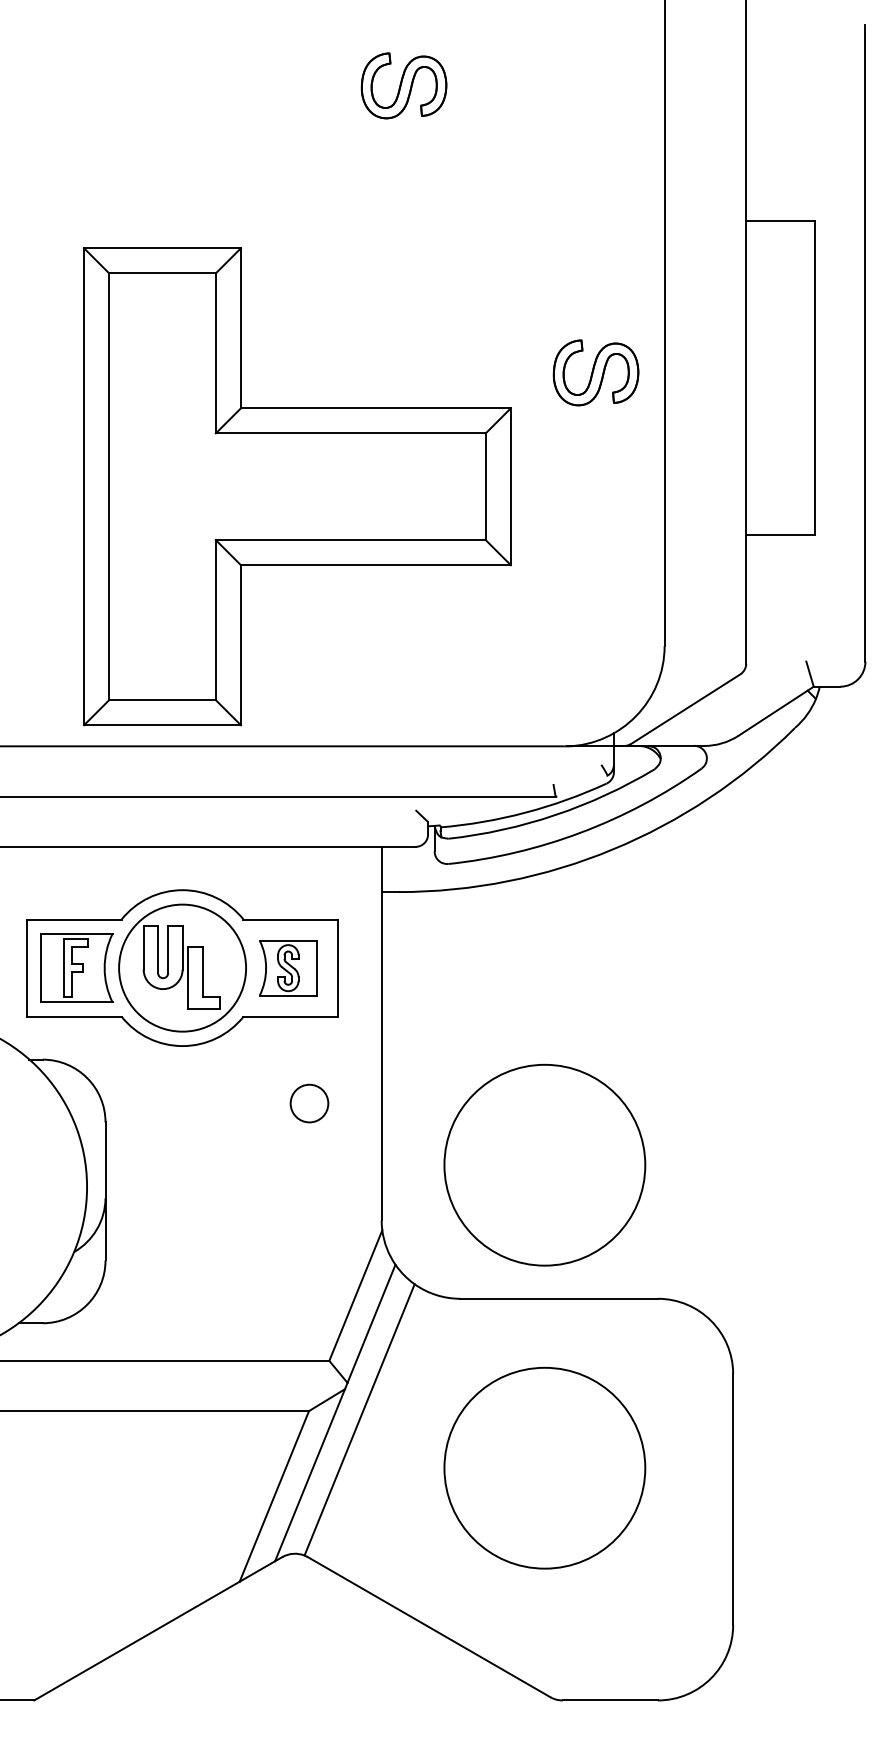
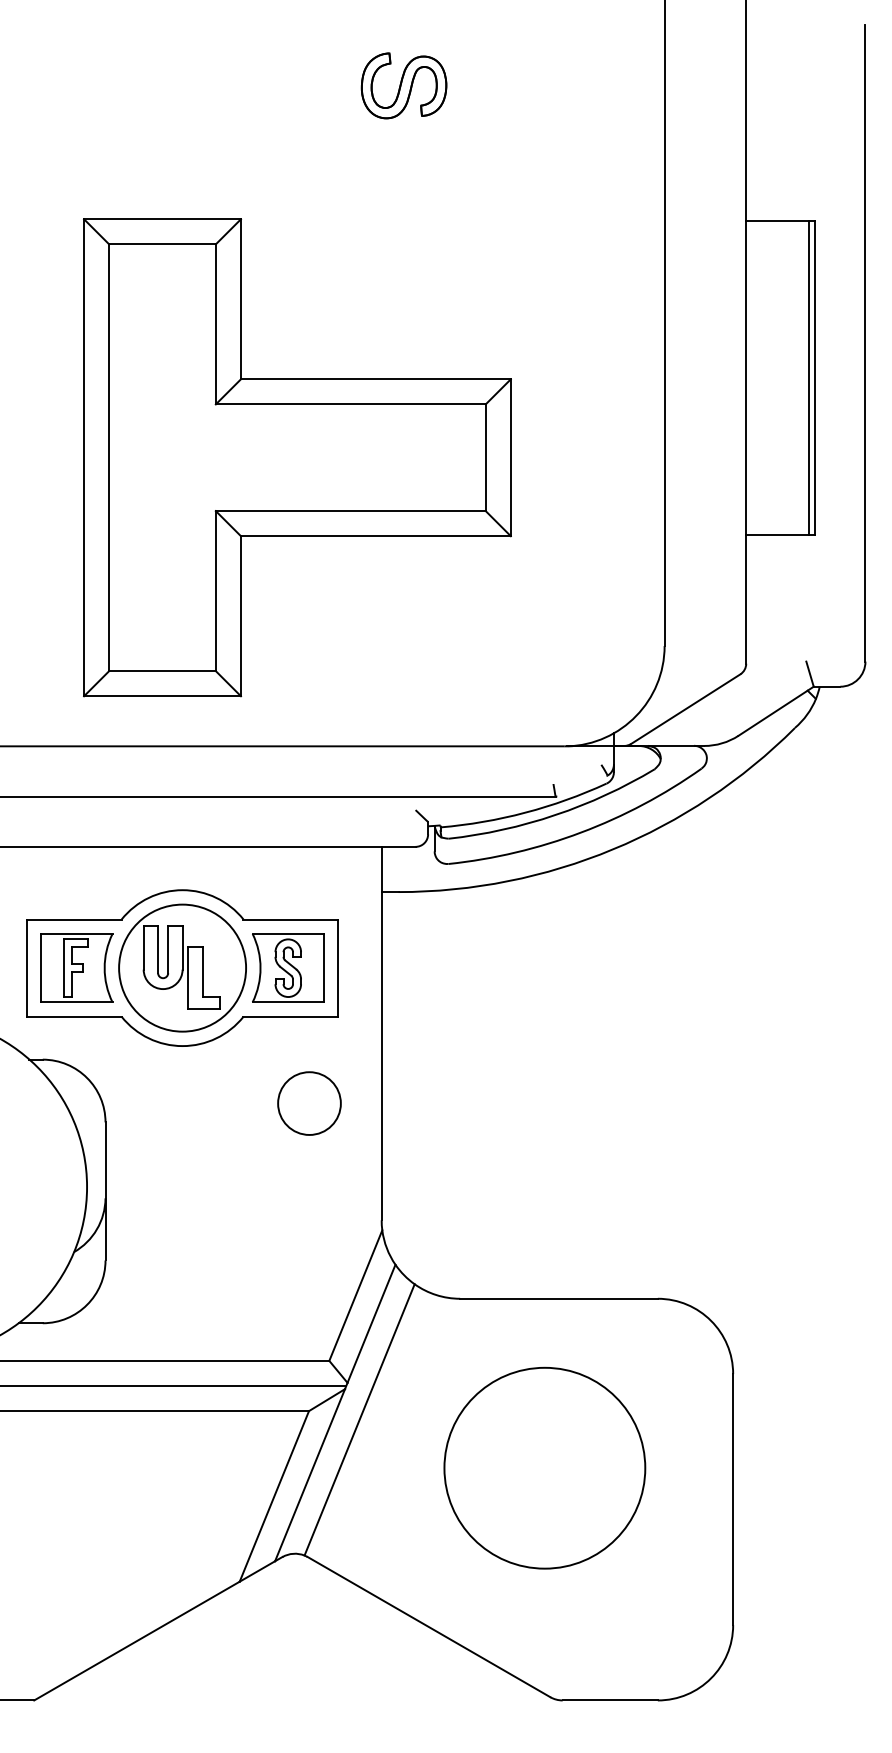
part: present -> none (595, 372)
line: none -> present (808, 378)
part position: (297, 486) -> (297, 457) (297, 457)
part size: 59x57 px -> 73x70 px (288, 967)
circle diameter: 38 px -> 63 px (309, 1103)
circle: present -> none (544, 1164)
line: none -> present (174, 1386)
